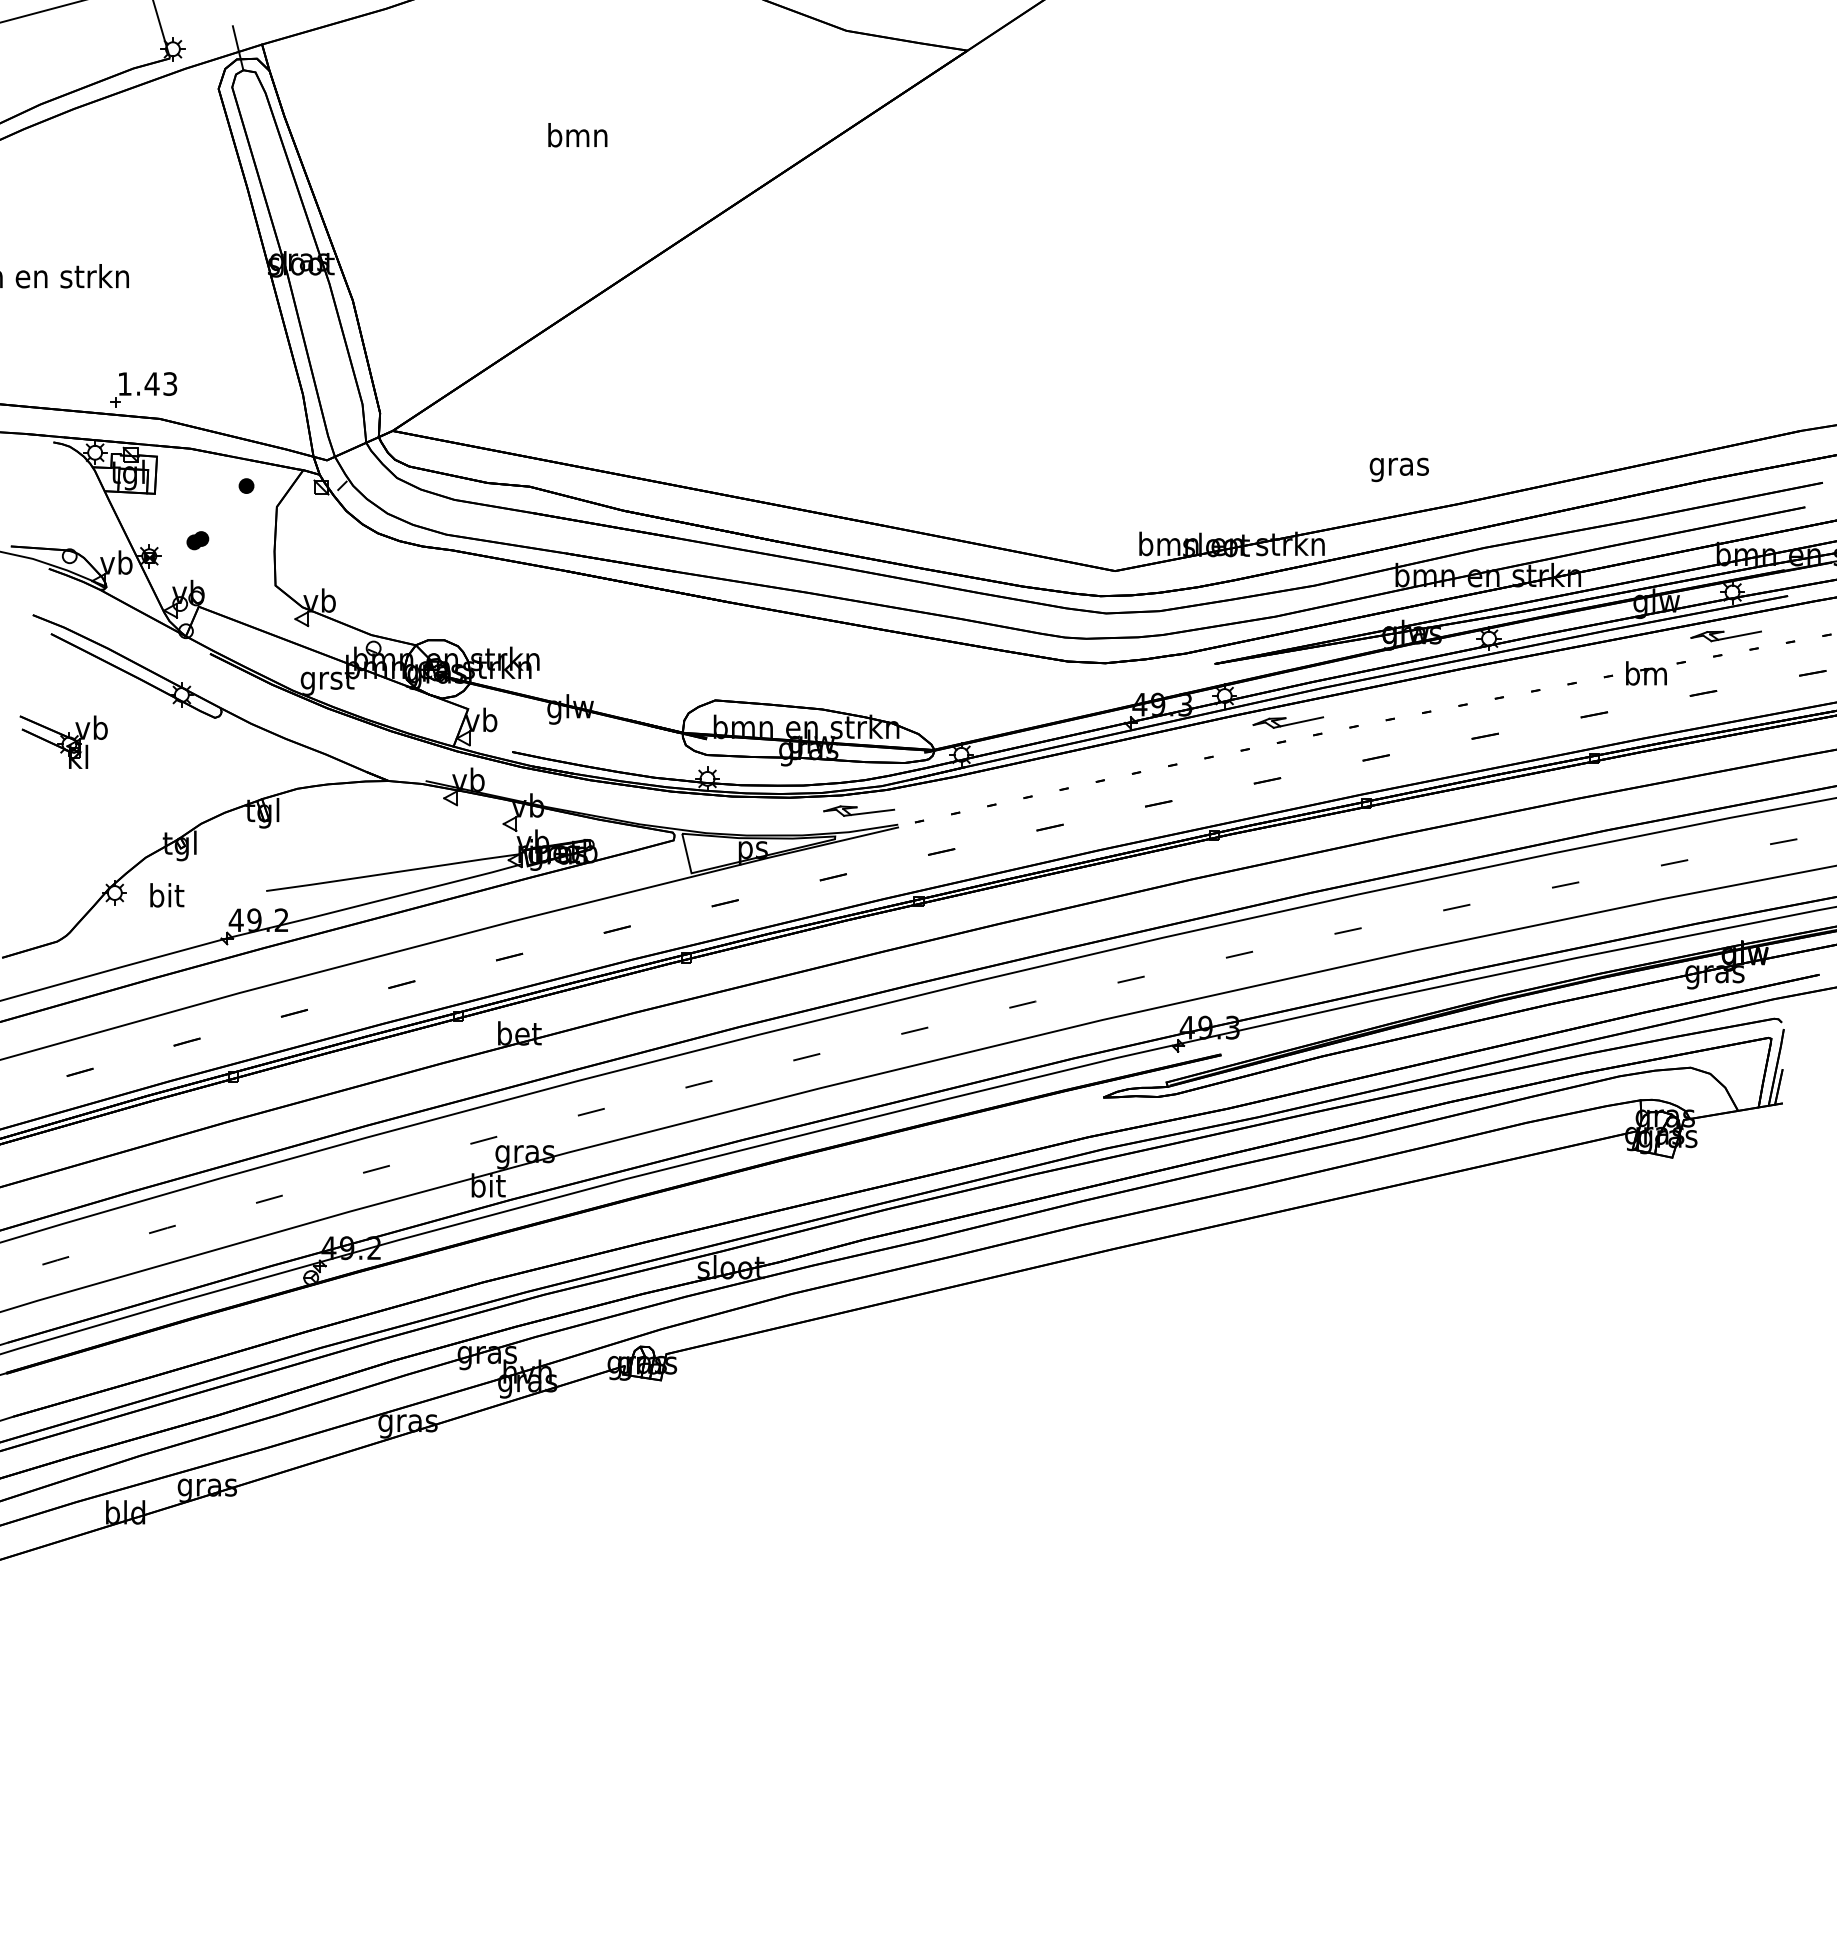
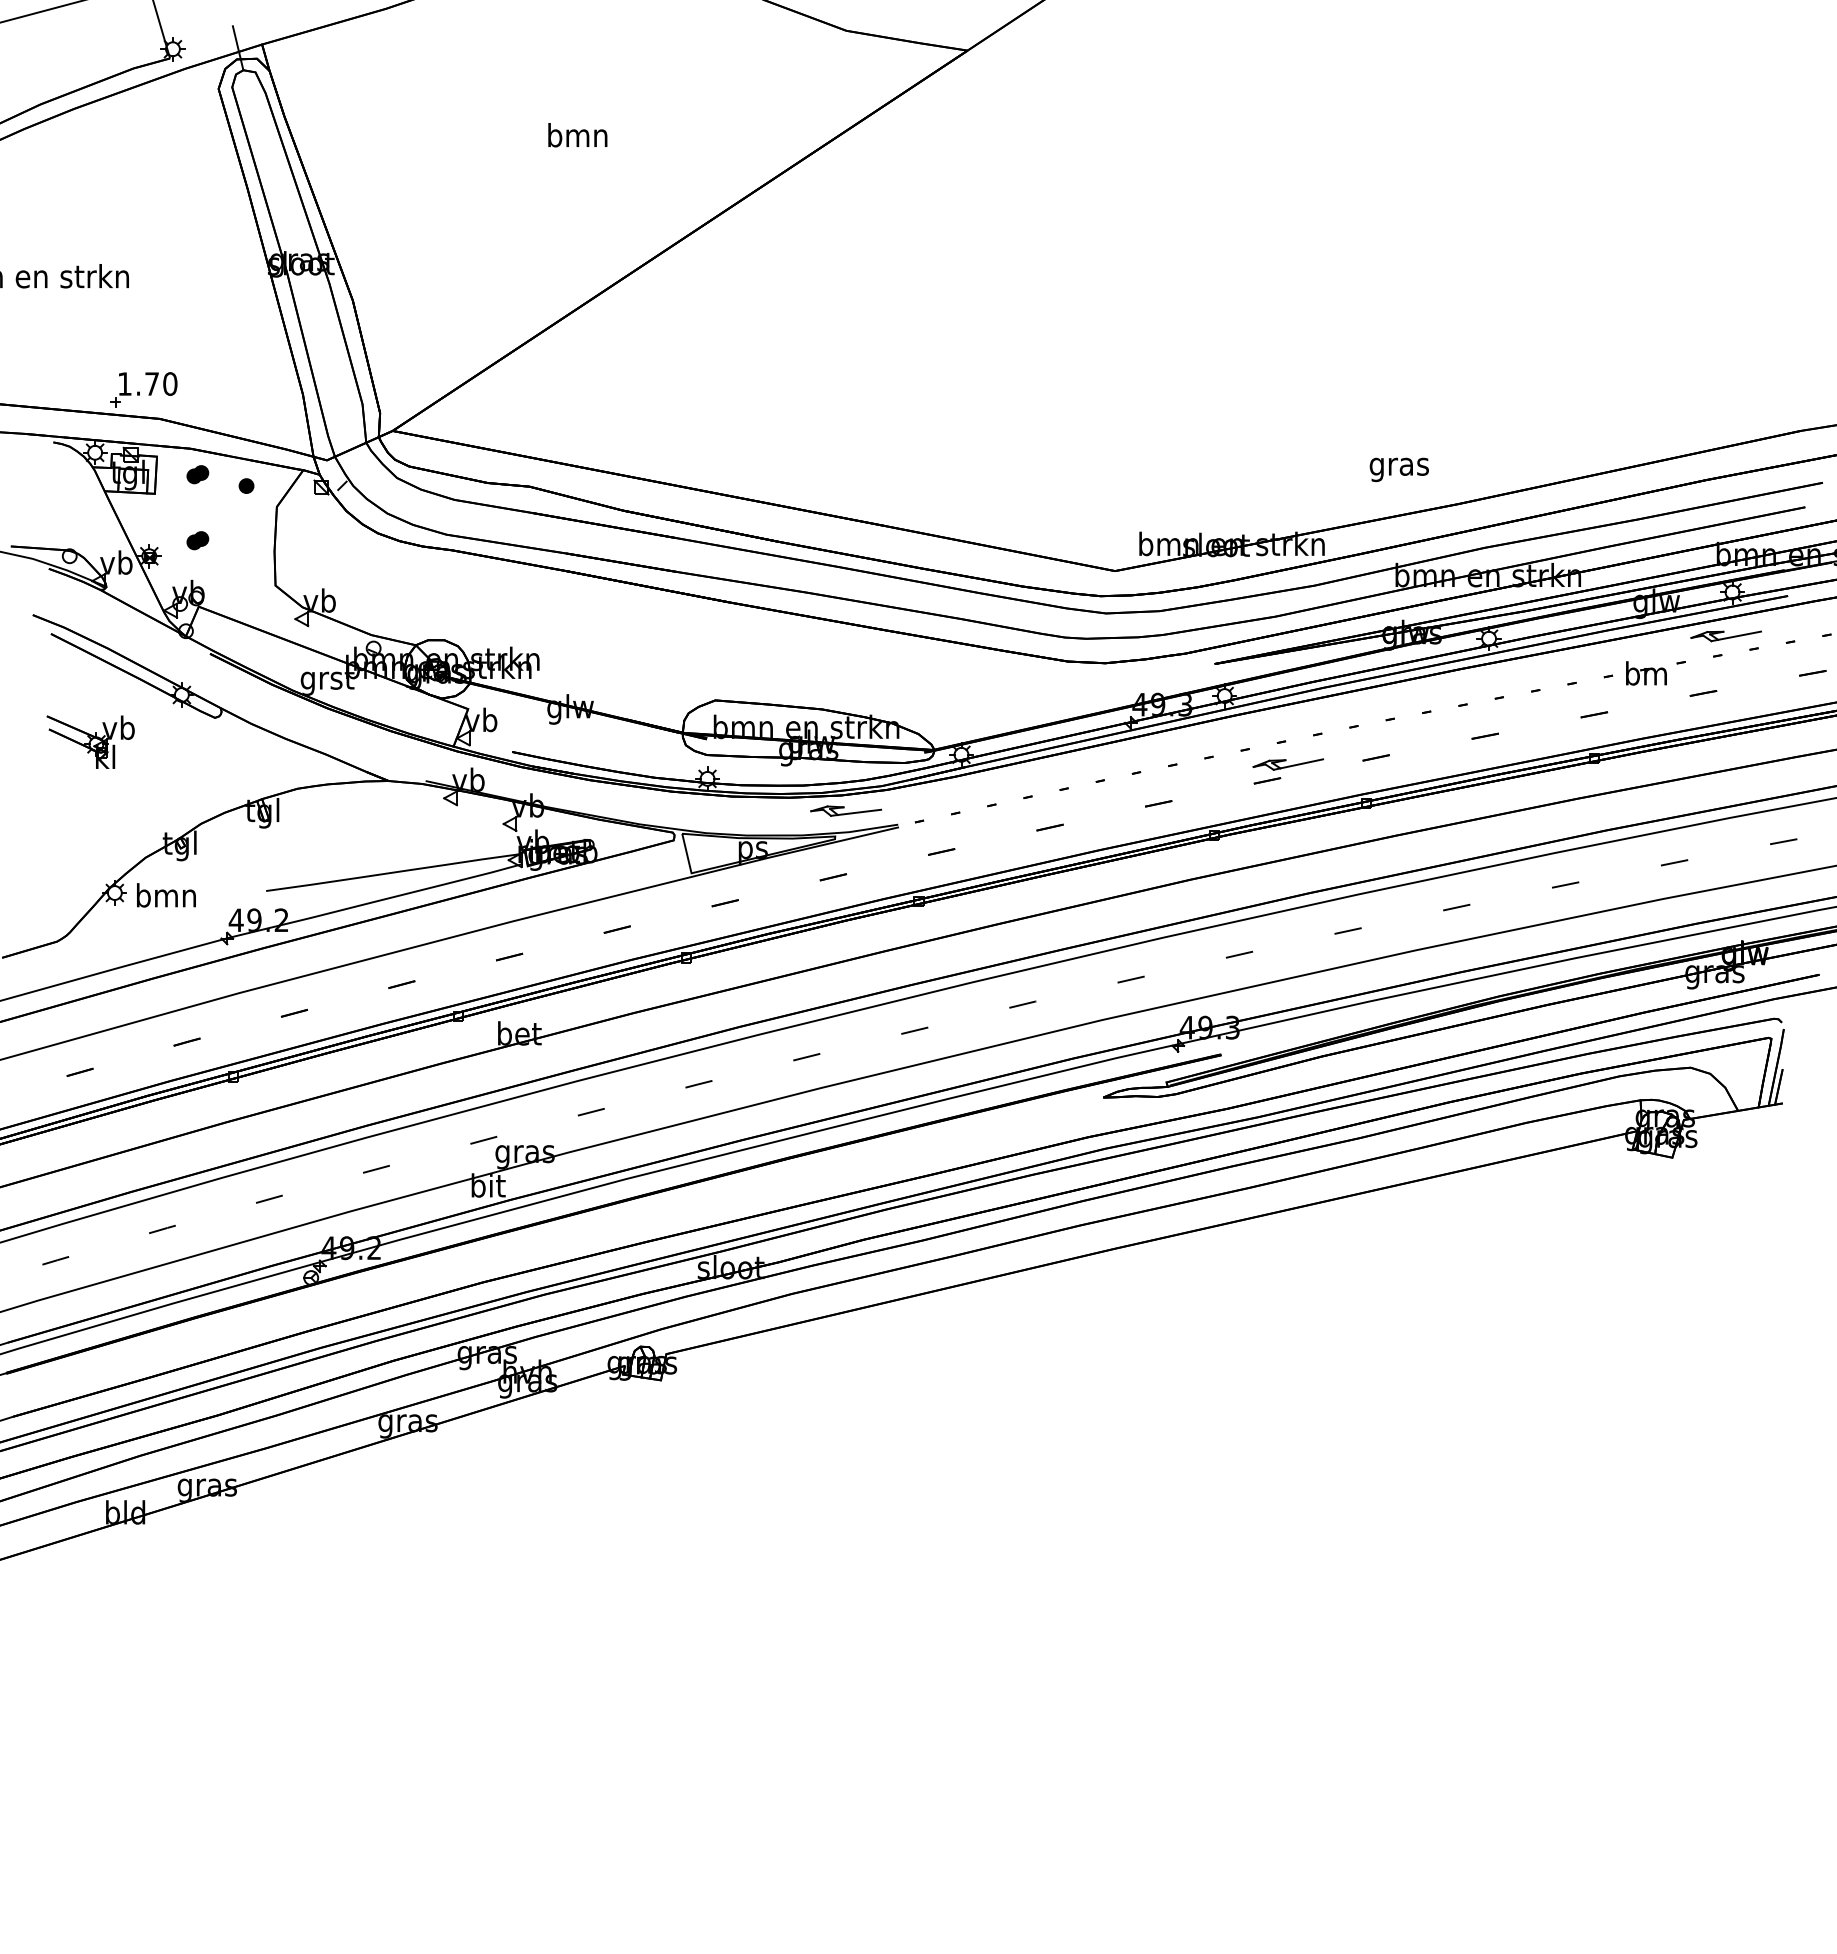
text: 1.43 -> 1.70 (160, 383)
part: none -> present (197, 474)
part position: (1287, 722) -> (1287, 764) (1287, 764)
part position: (63, 741) -> (90, 741) (90, 741)
part position: (859, 810) -> (846, 810) (846, 810)
text: bit -> bmn (166, 895)
